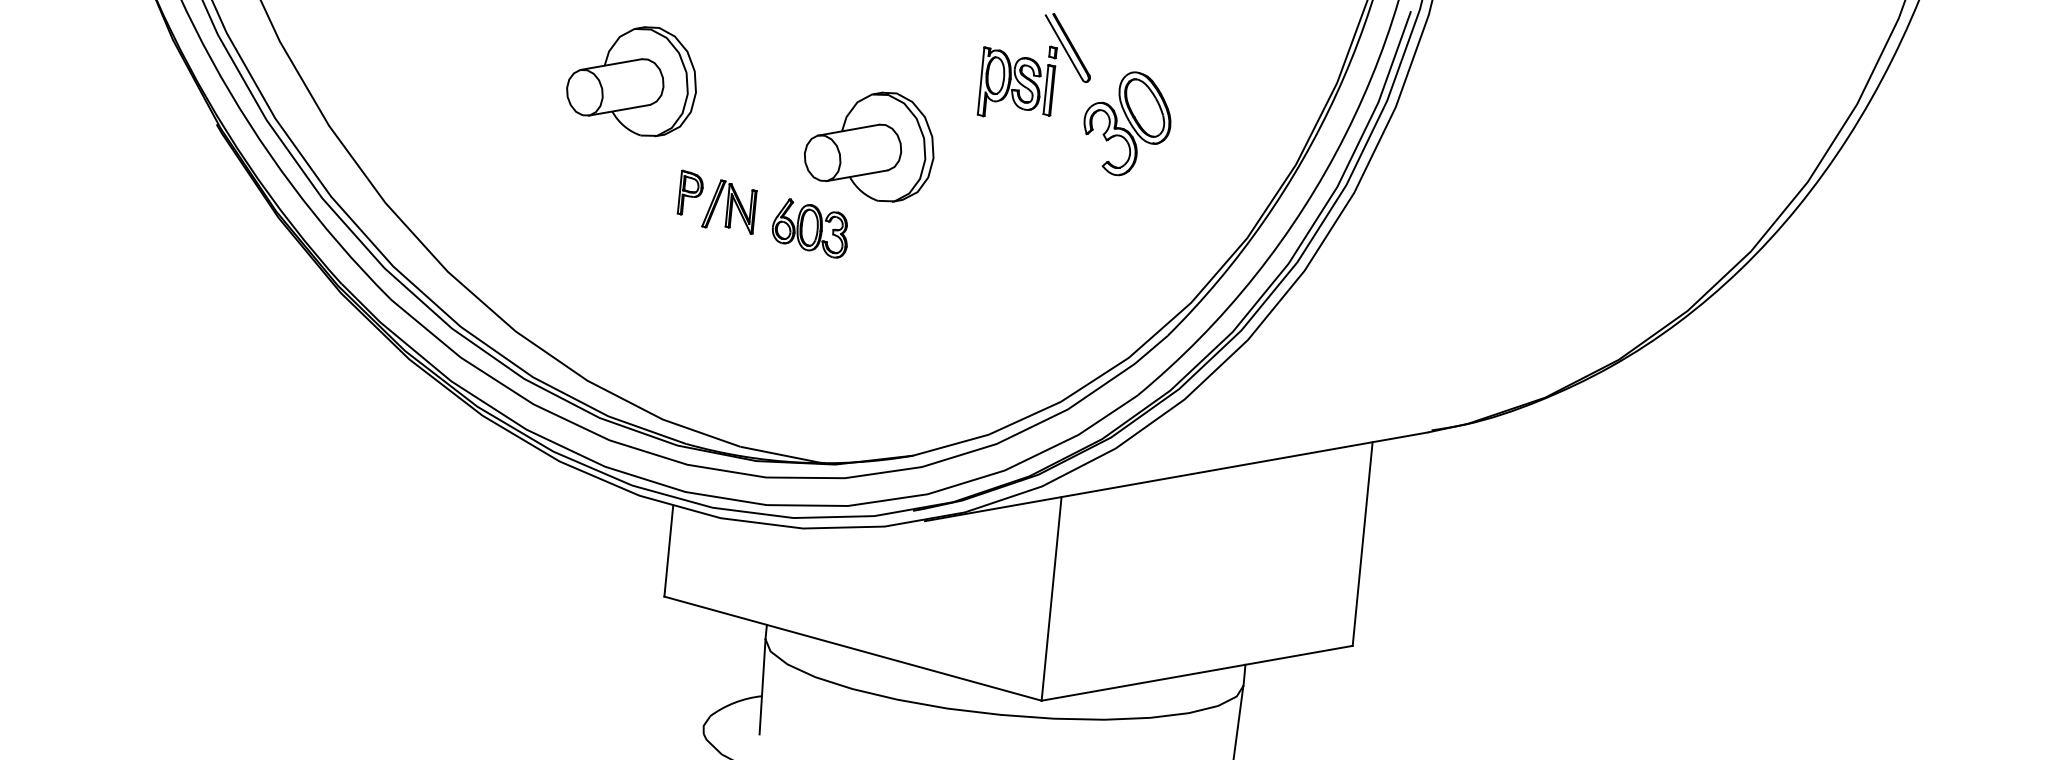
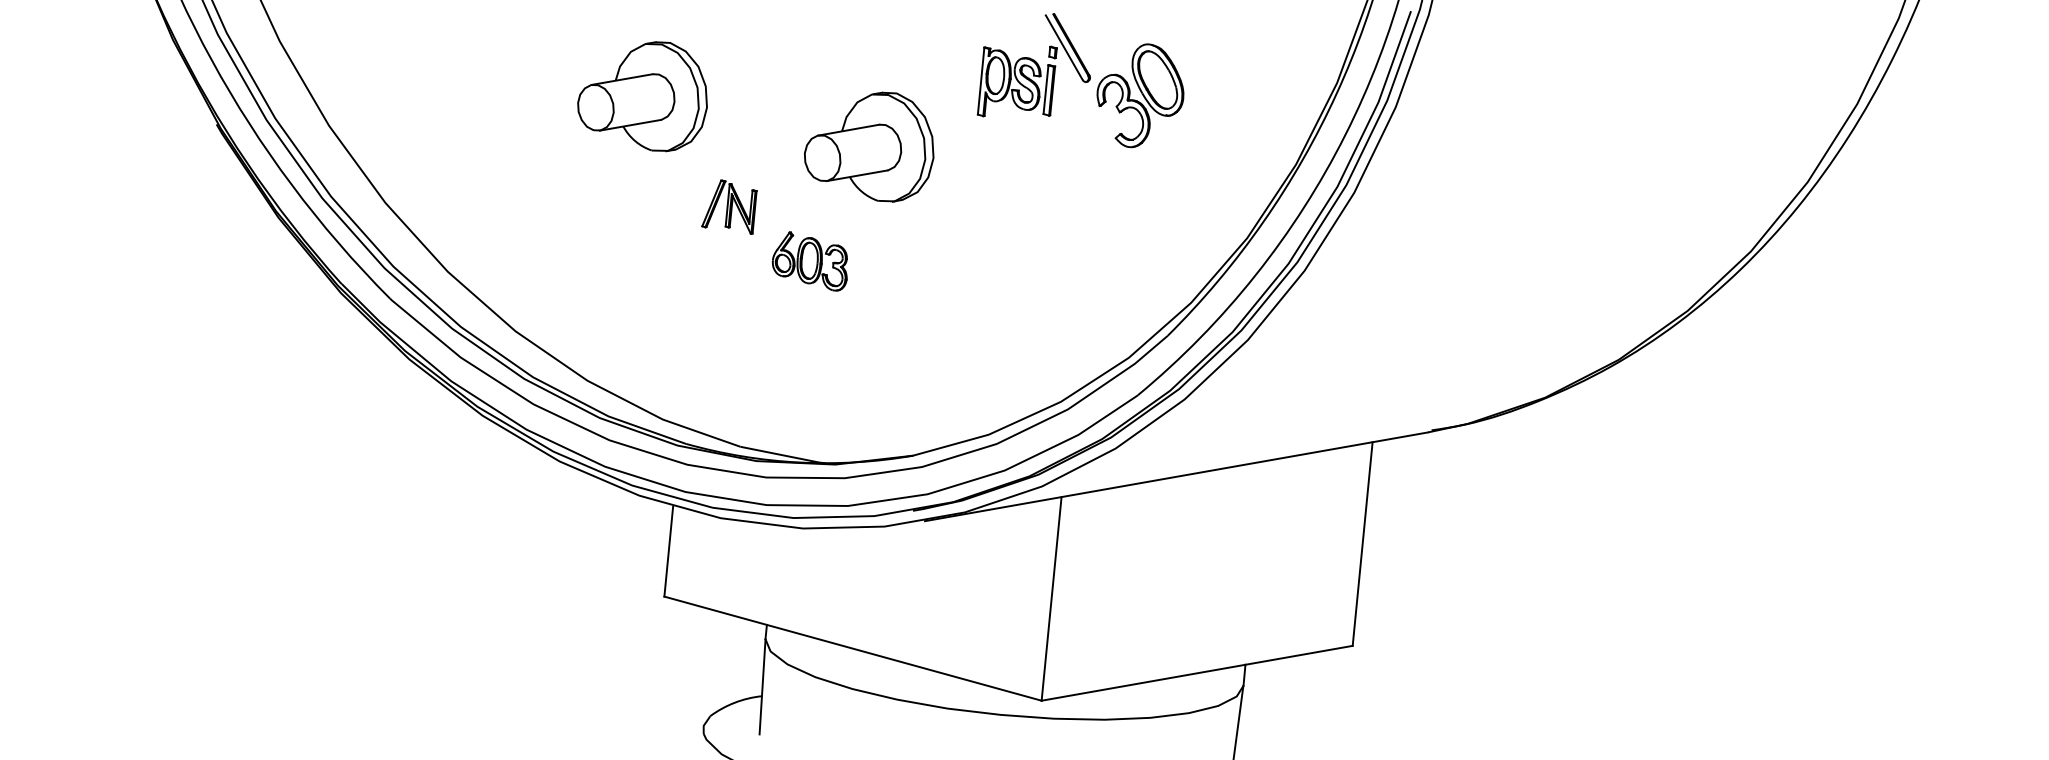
part position: (631, 81) -> (642, 96) (642, 96)
part position: (1127, 123) -> (1140, 95) (1140, 95)
part: present -> none (689, 192)
part position: (809, 228) -> (809, 261) (809, 261)
